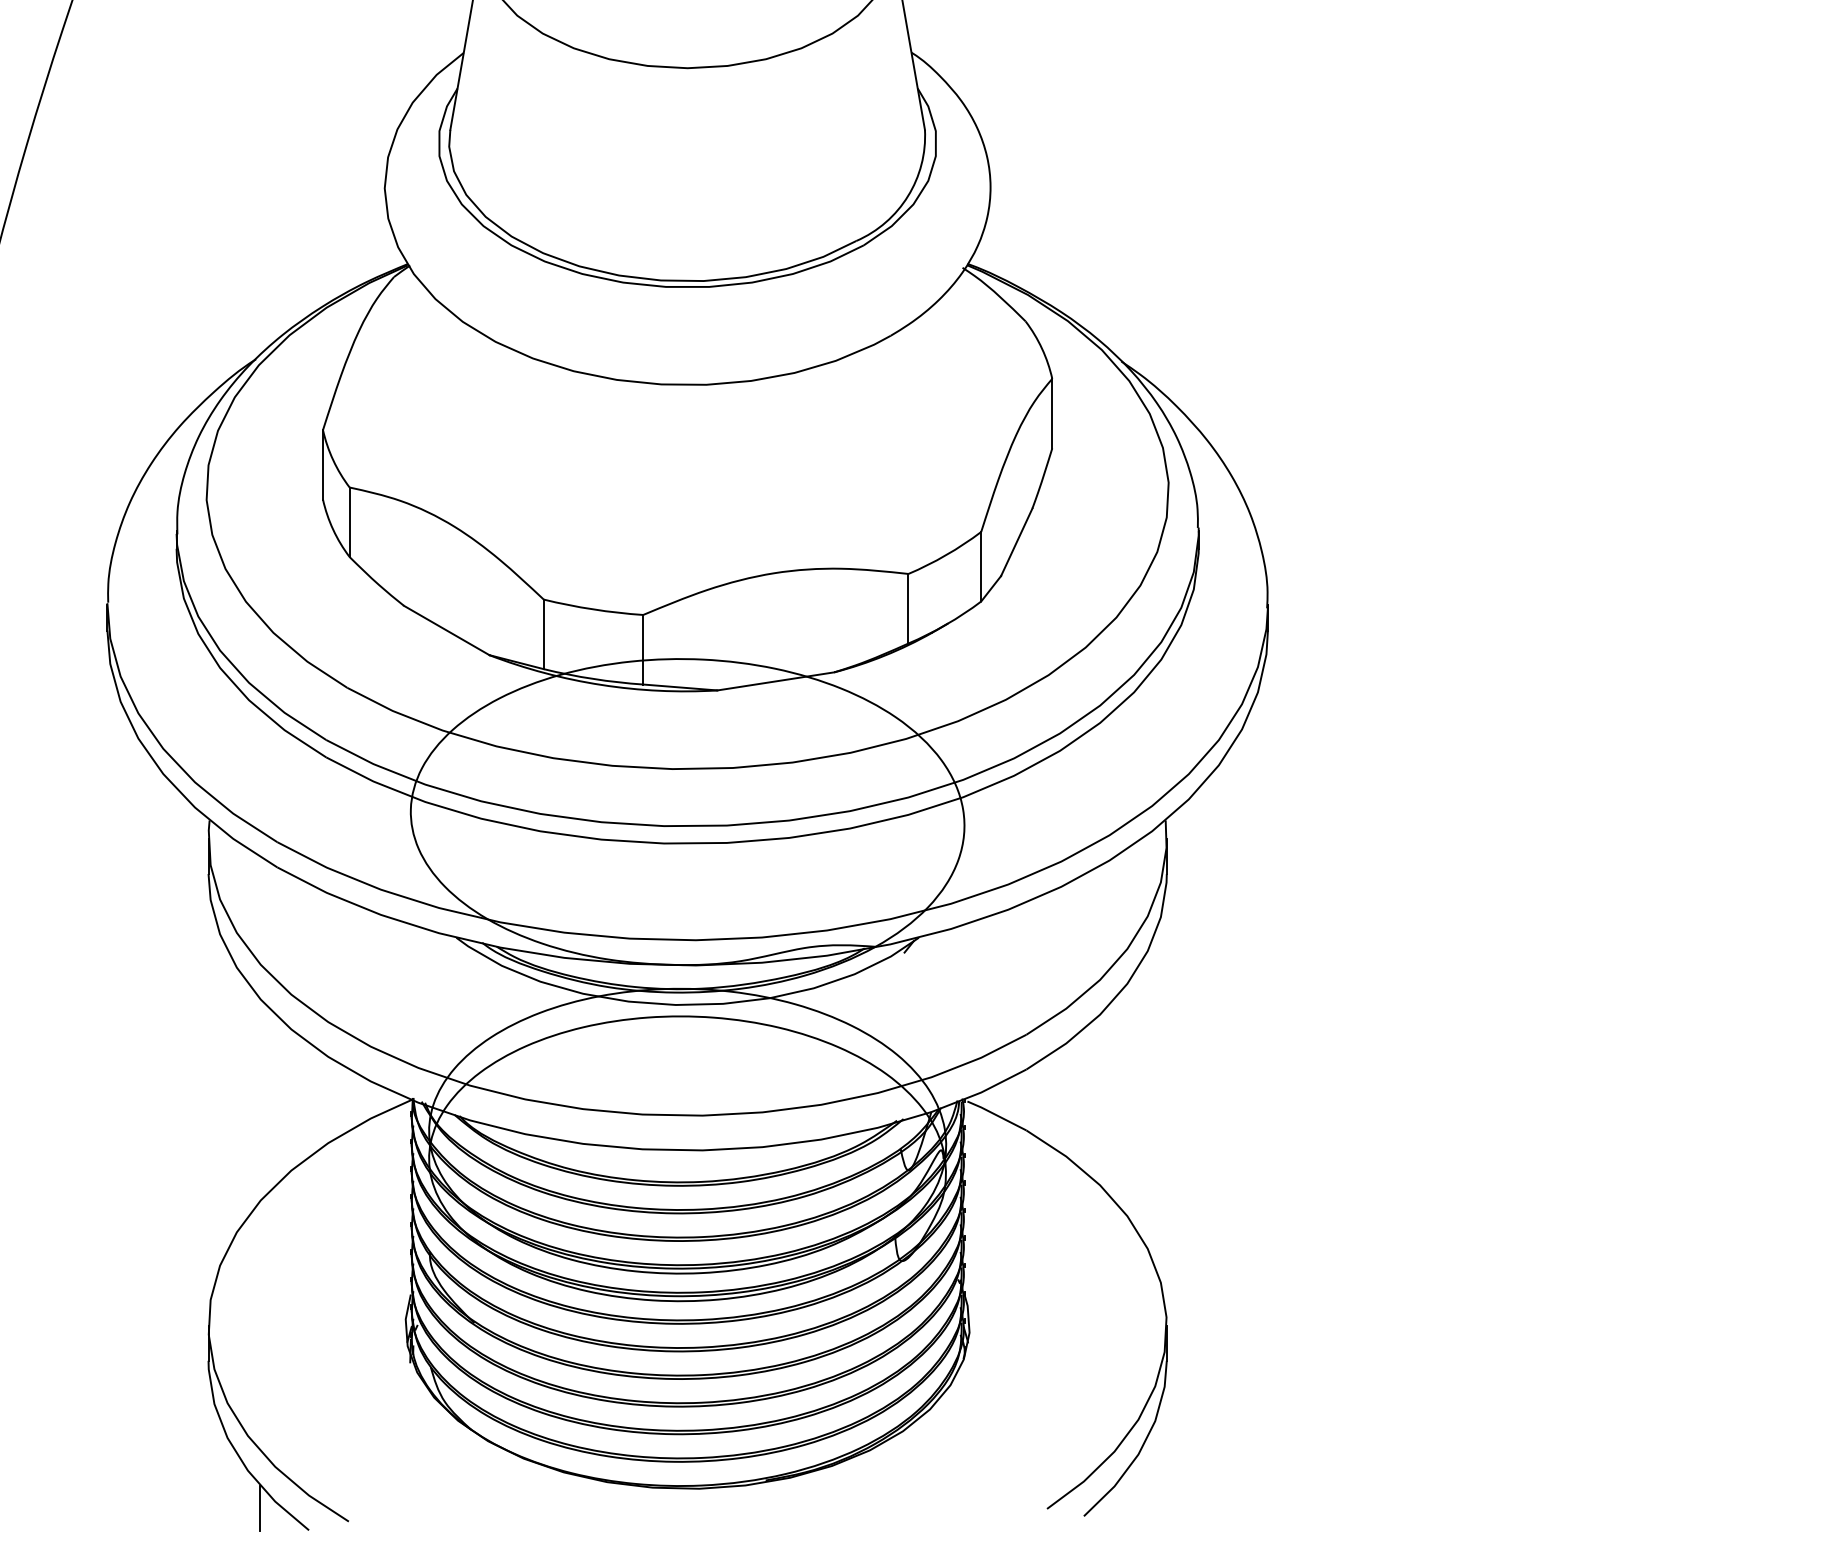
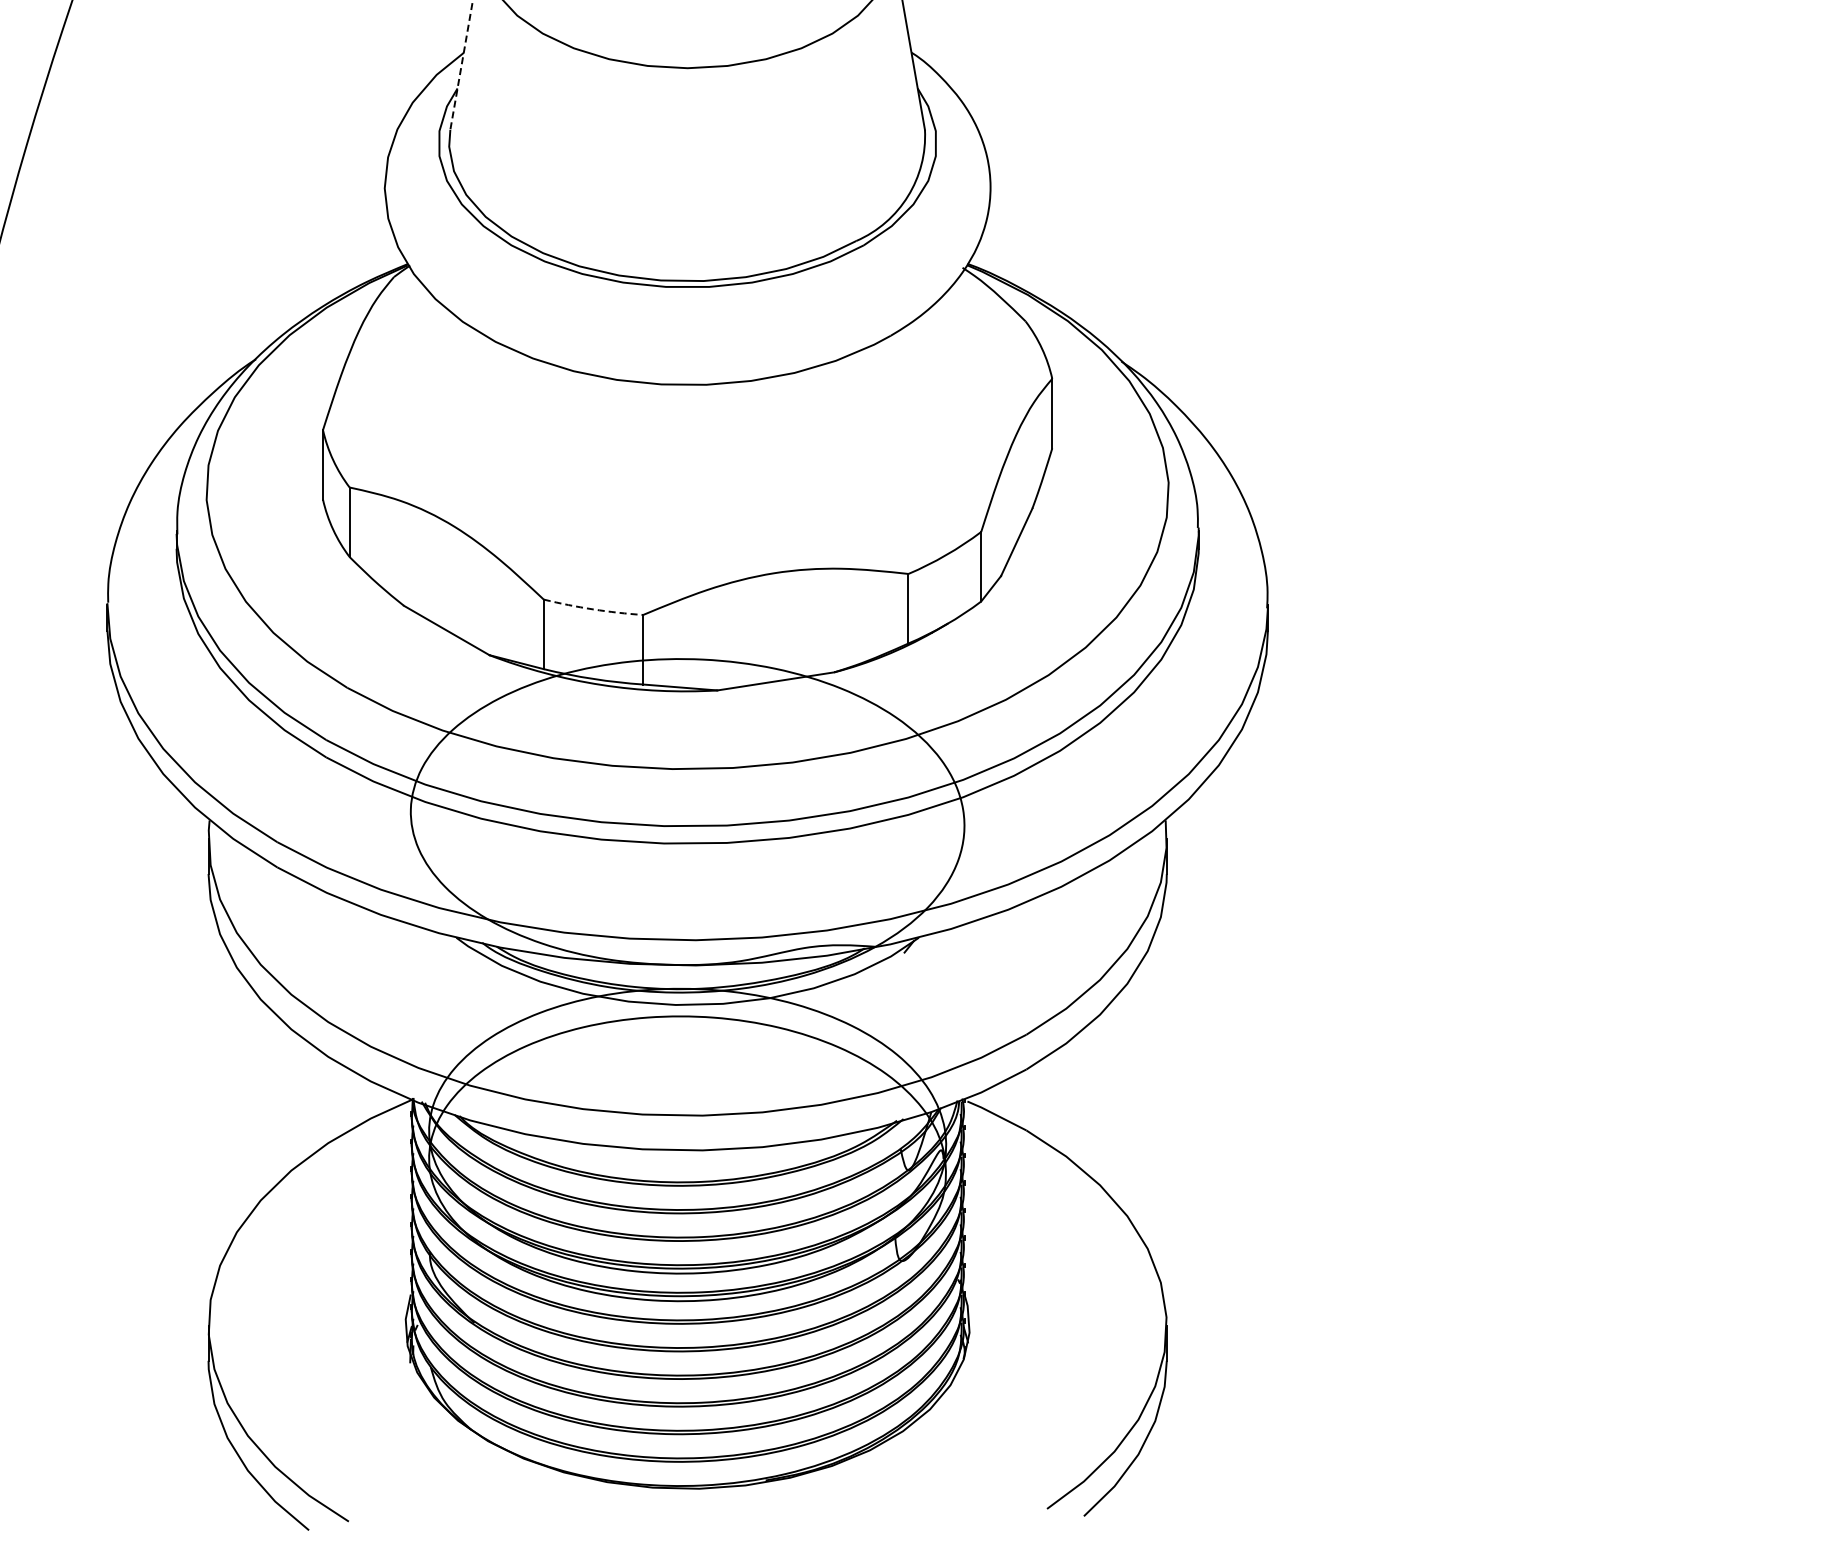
line: solid -> dashed (461, 64)
arc: solid -> dashed (593, 609)
line: present -> none (260, 1508)
